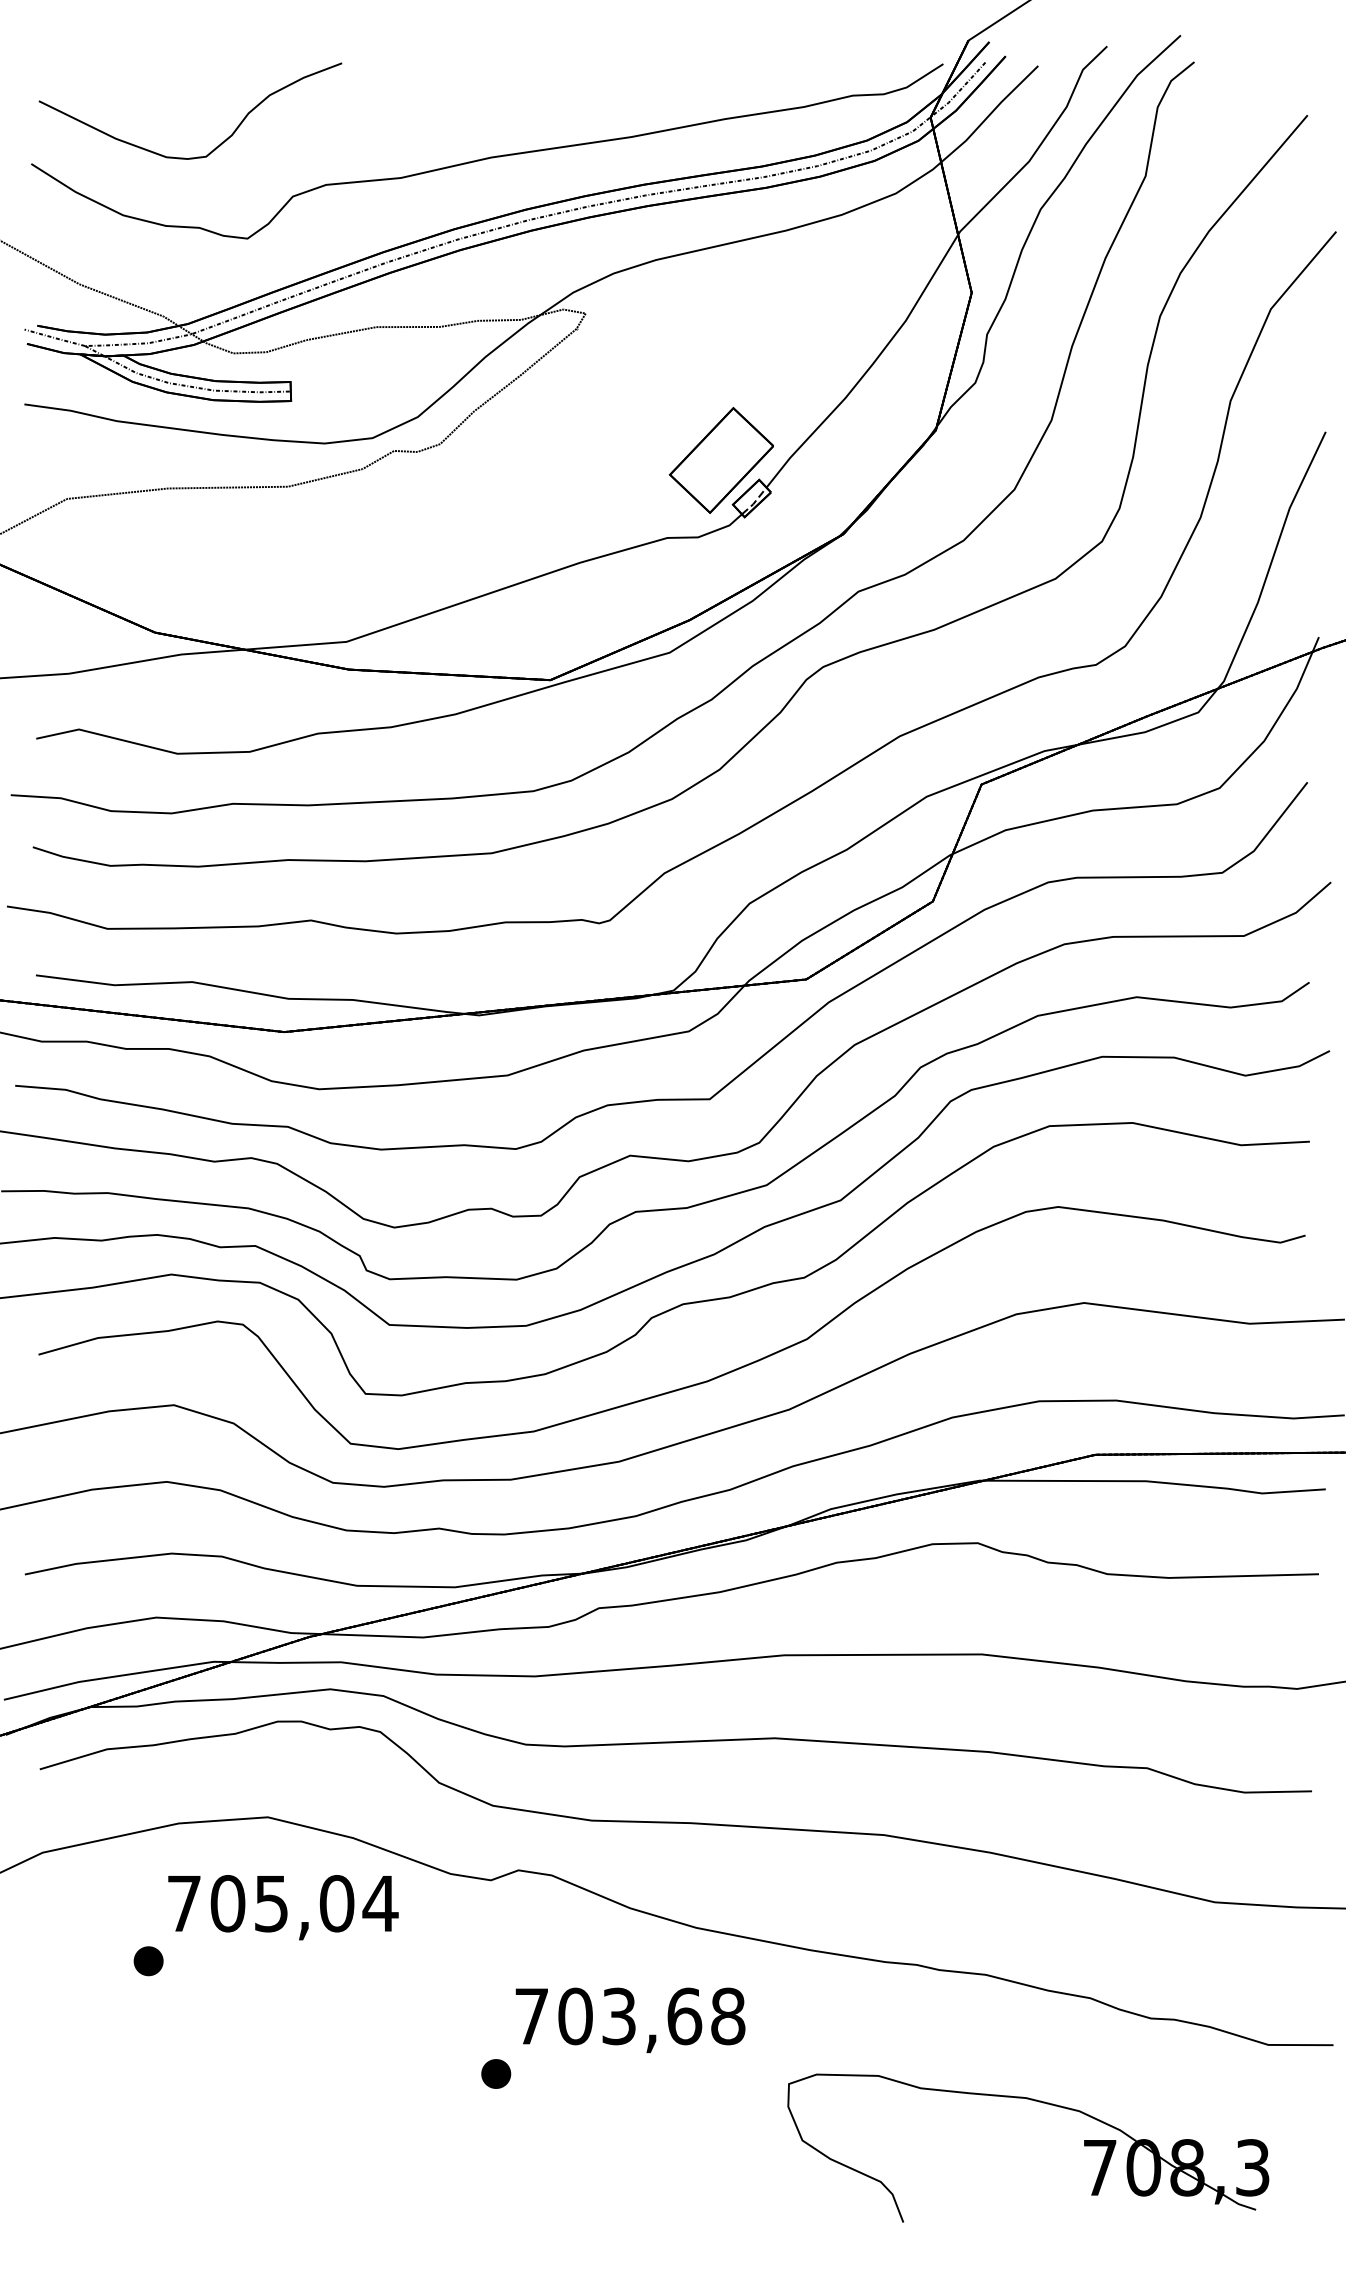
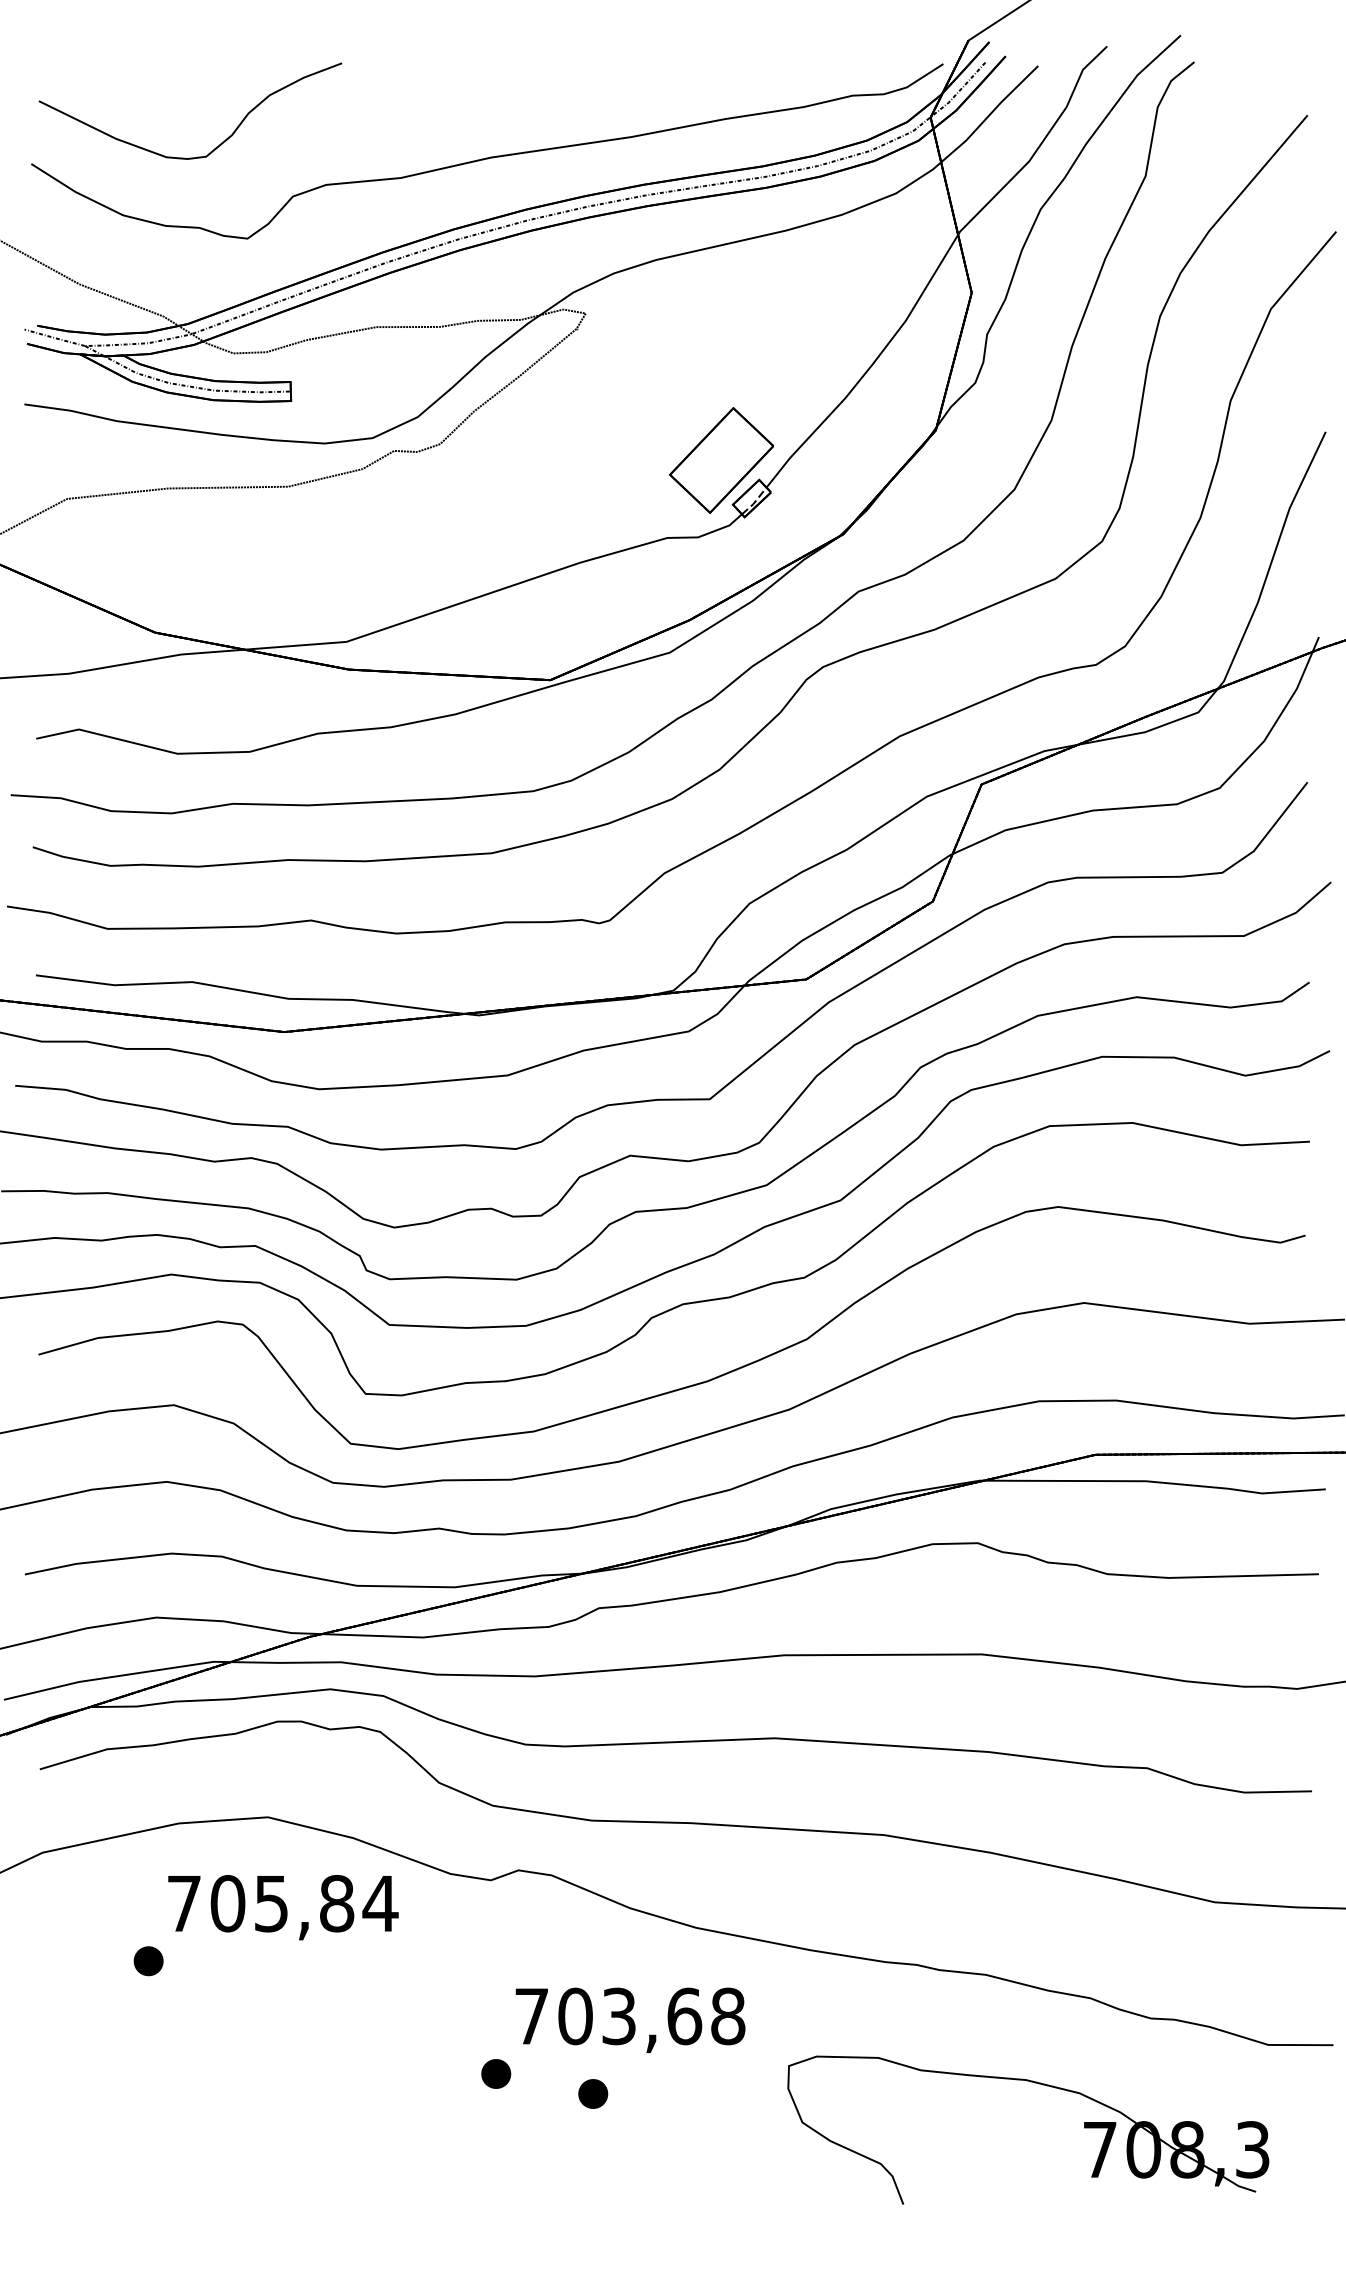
text: 705,04 -> 705,84 (336, 1903)
part: none -> present (593, 2093)
part position: (1038, 2102) -> (1038, 2084) (1038, 2084)
